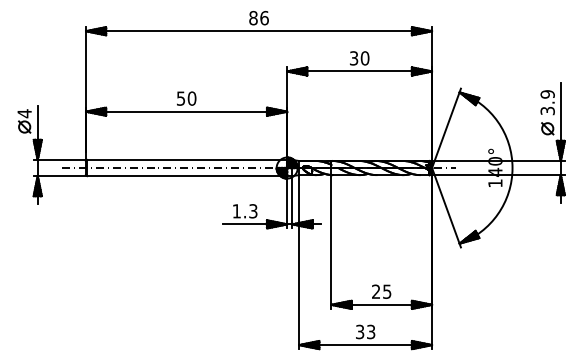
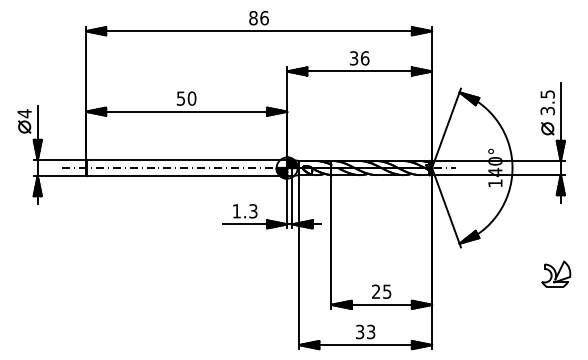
text: 30 -> 36 (365, 58)
text: 3.9 -> 3.5 (547, 94)
part: none -> present (556, 273)
